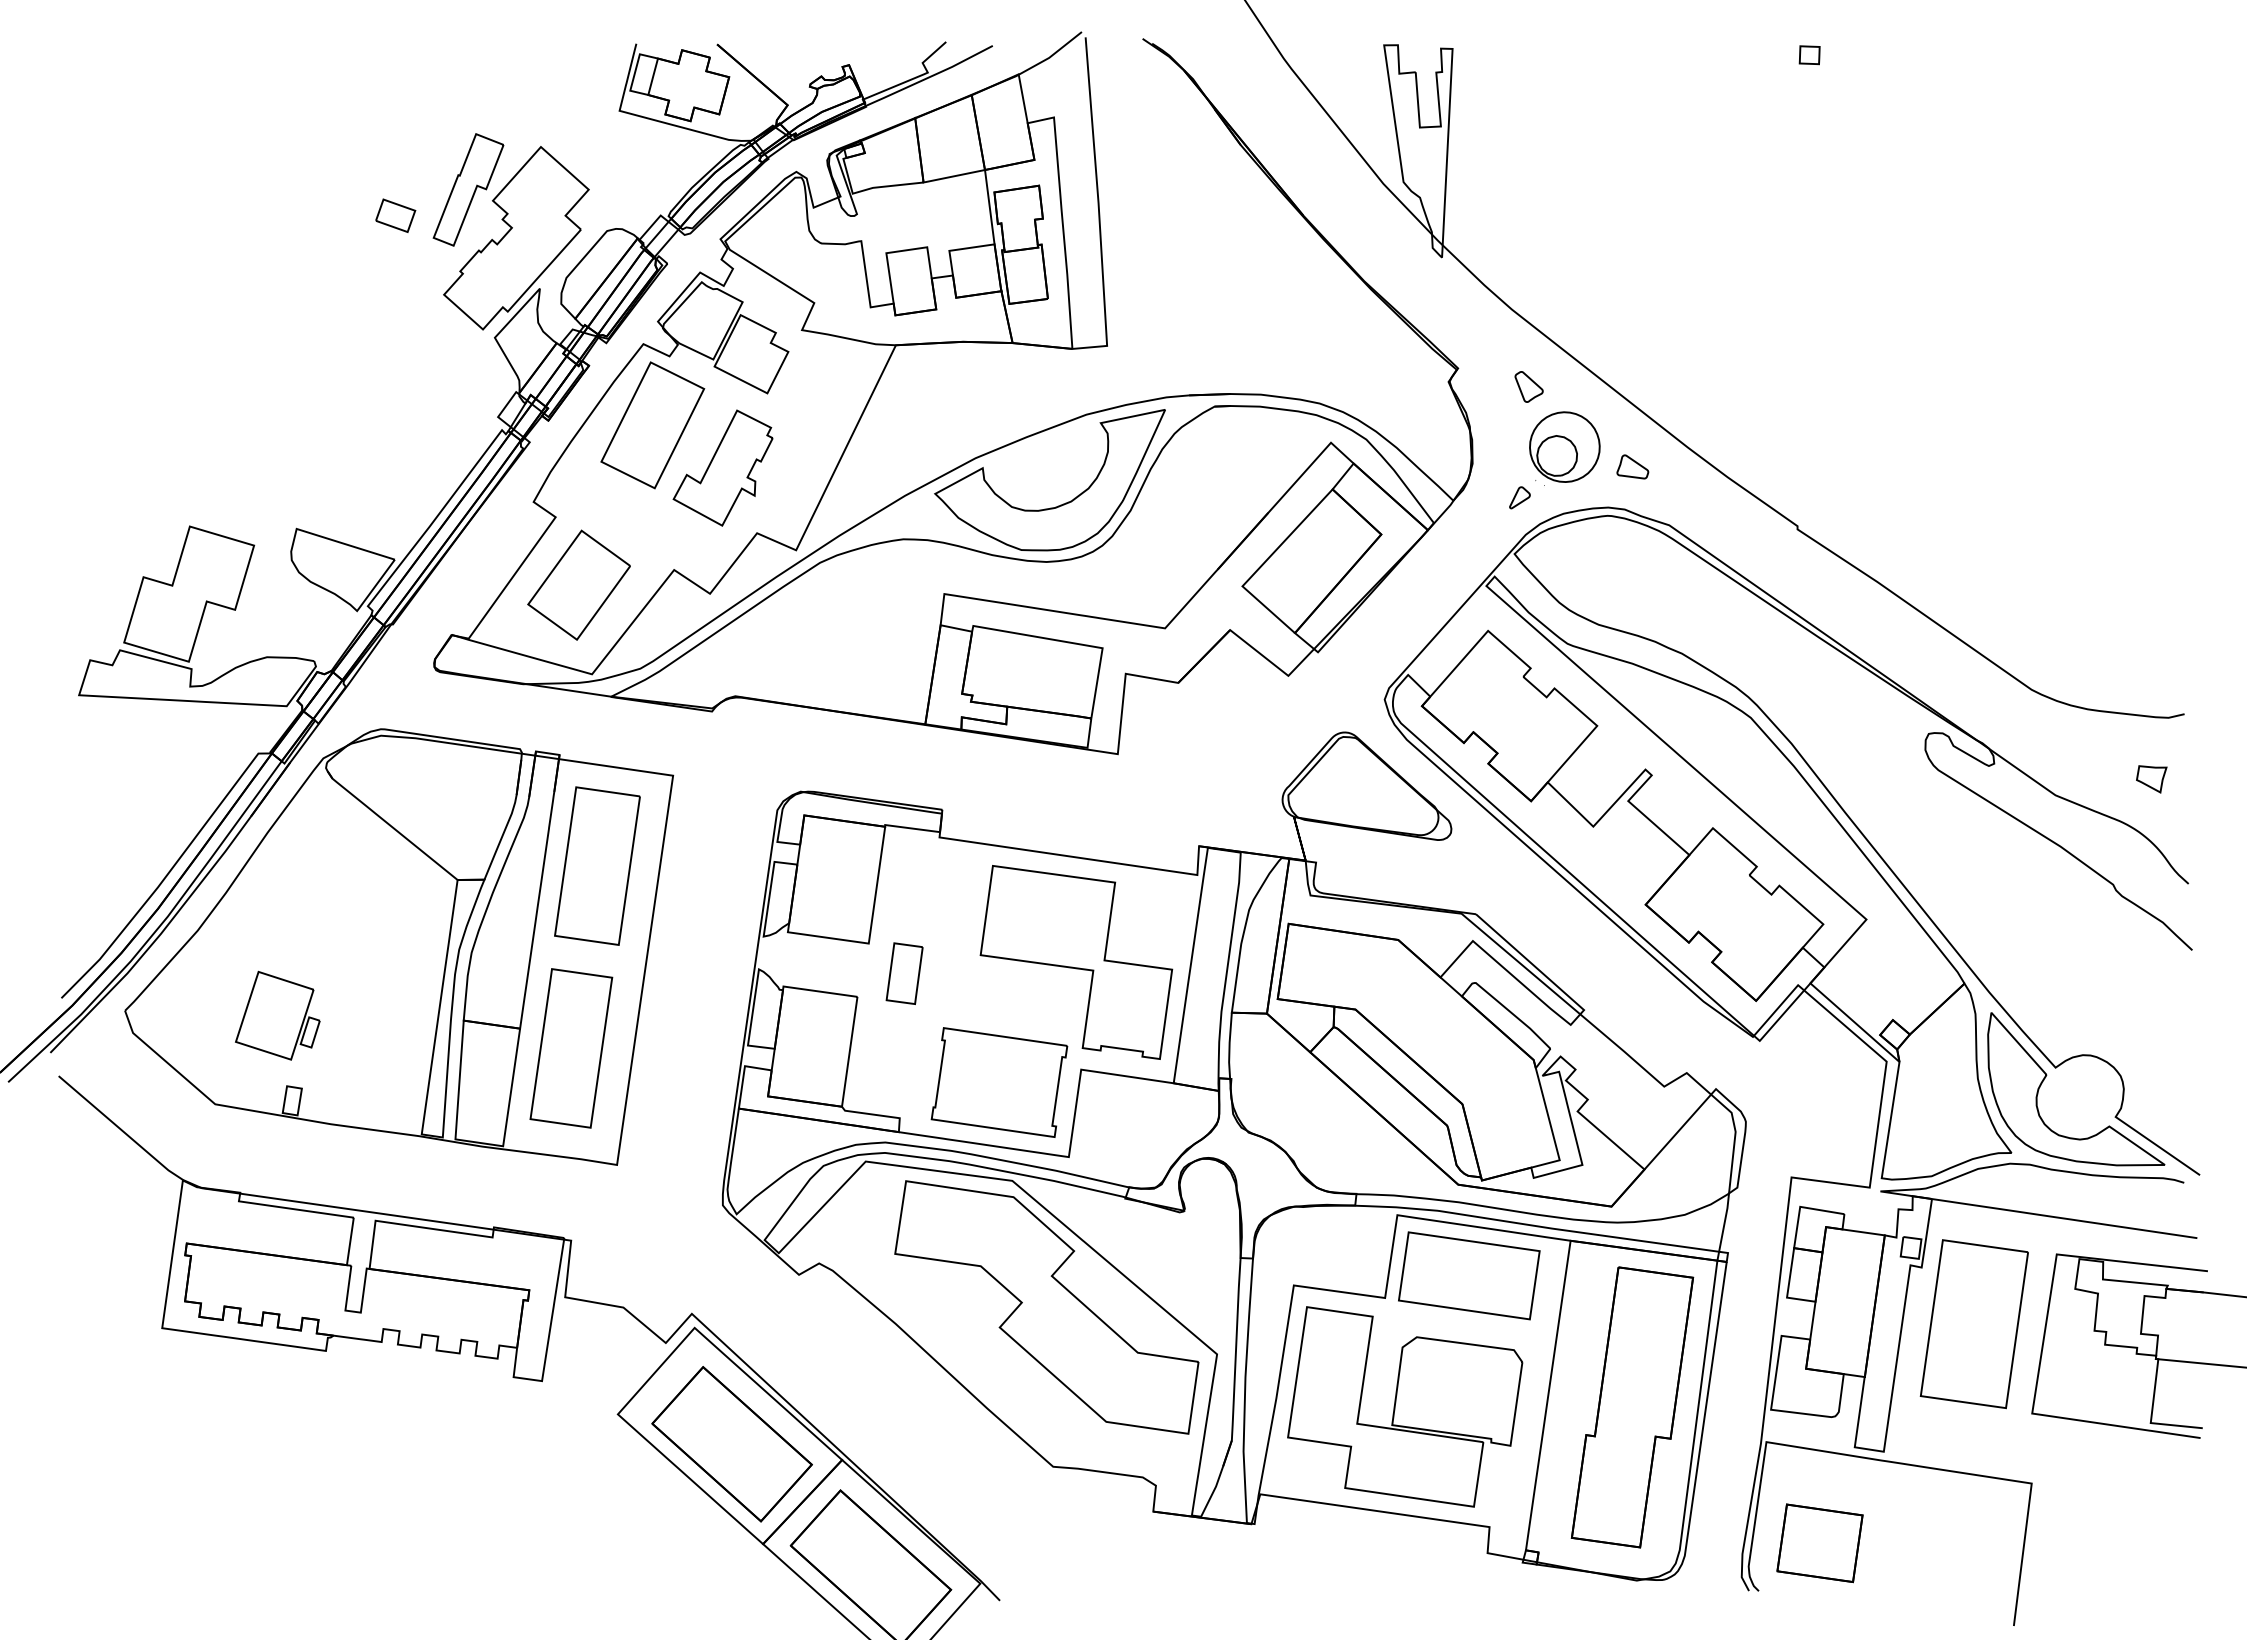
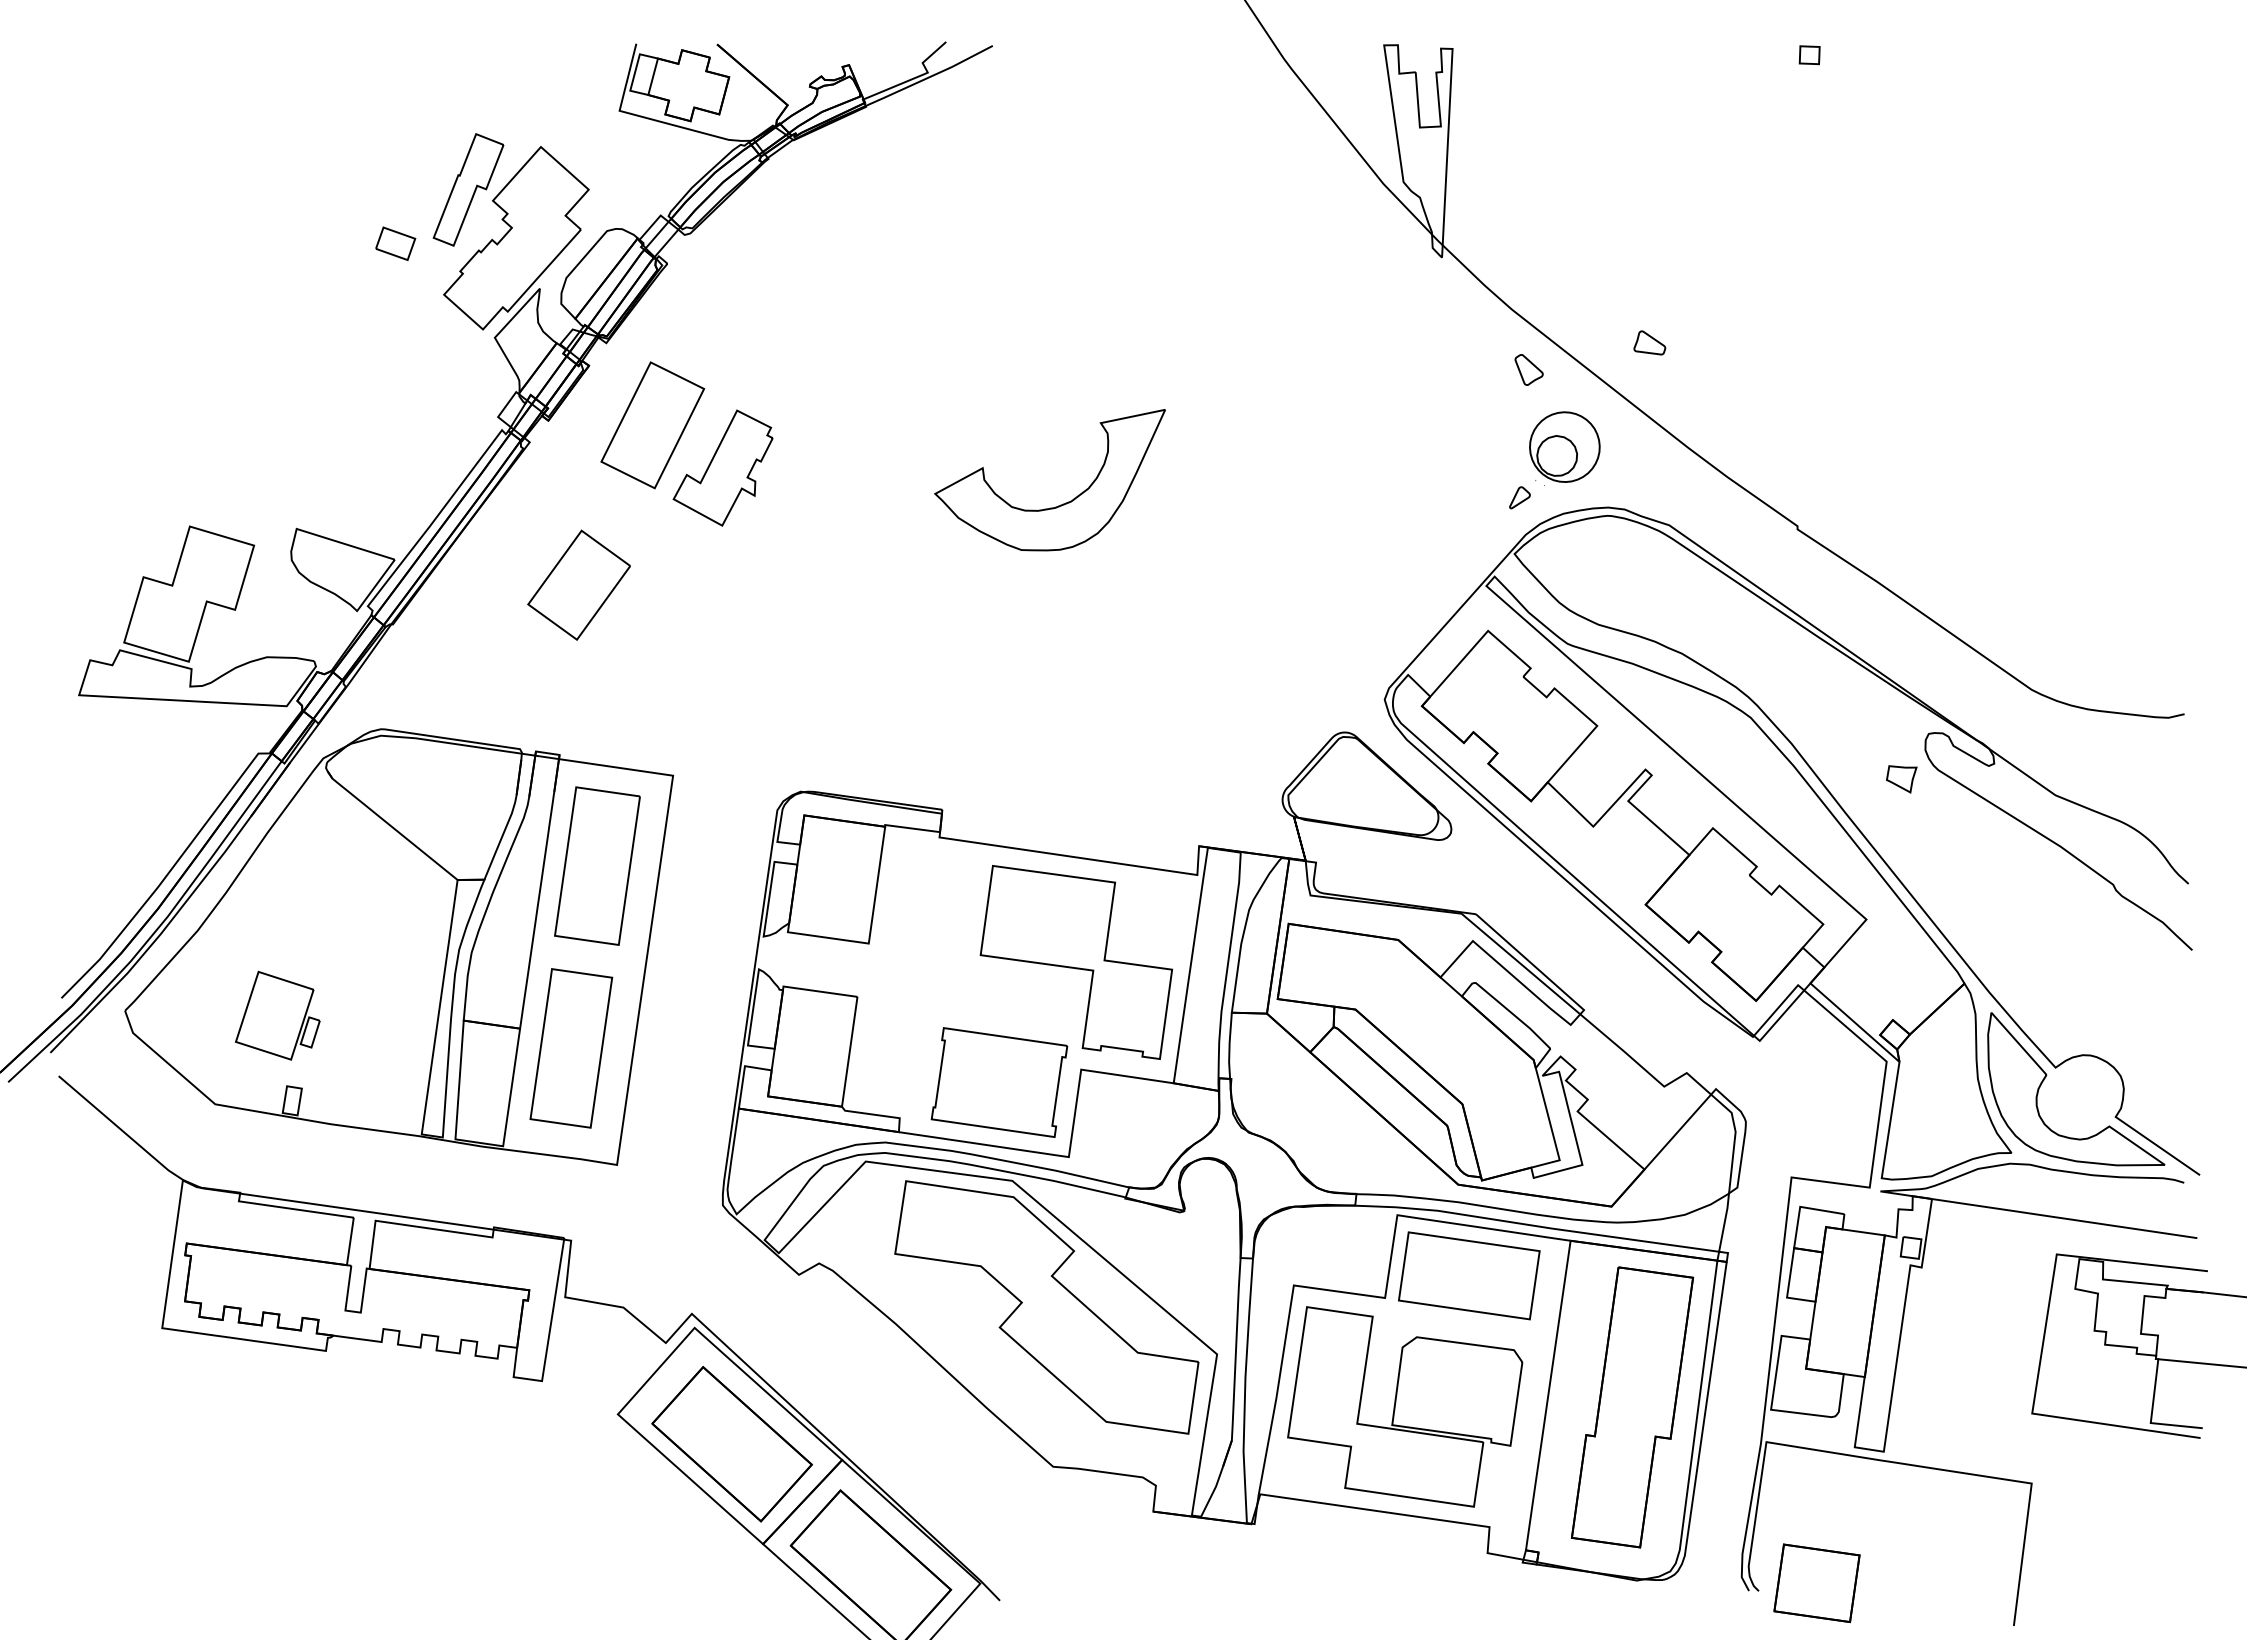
part position: (395, 215) -> (395, 243) (395, 243)
part: present -> none (953, 343)
part position: (1528, 386) -> (1528, 369) (1528, 369)
part position: (1632, 466) -> (1649, 342) (1649, 342)
part position: (2151, 779) -> (1901, 779) (1901, 779)
part: present -> none (904, 973)
part: present -> none (1973, 1324)
part position: (1819, 1543) -> (1816, 1583) (1816, 1583)
